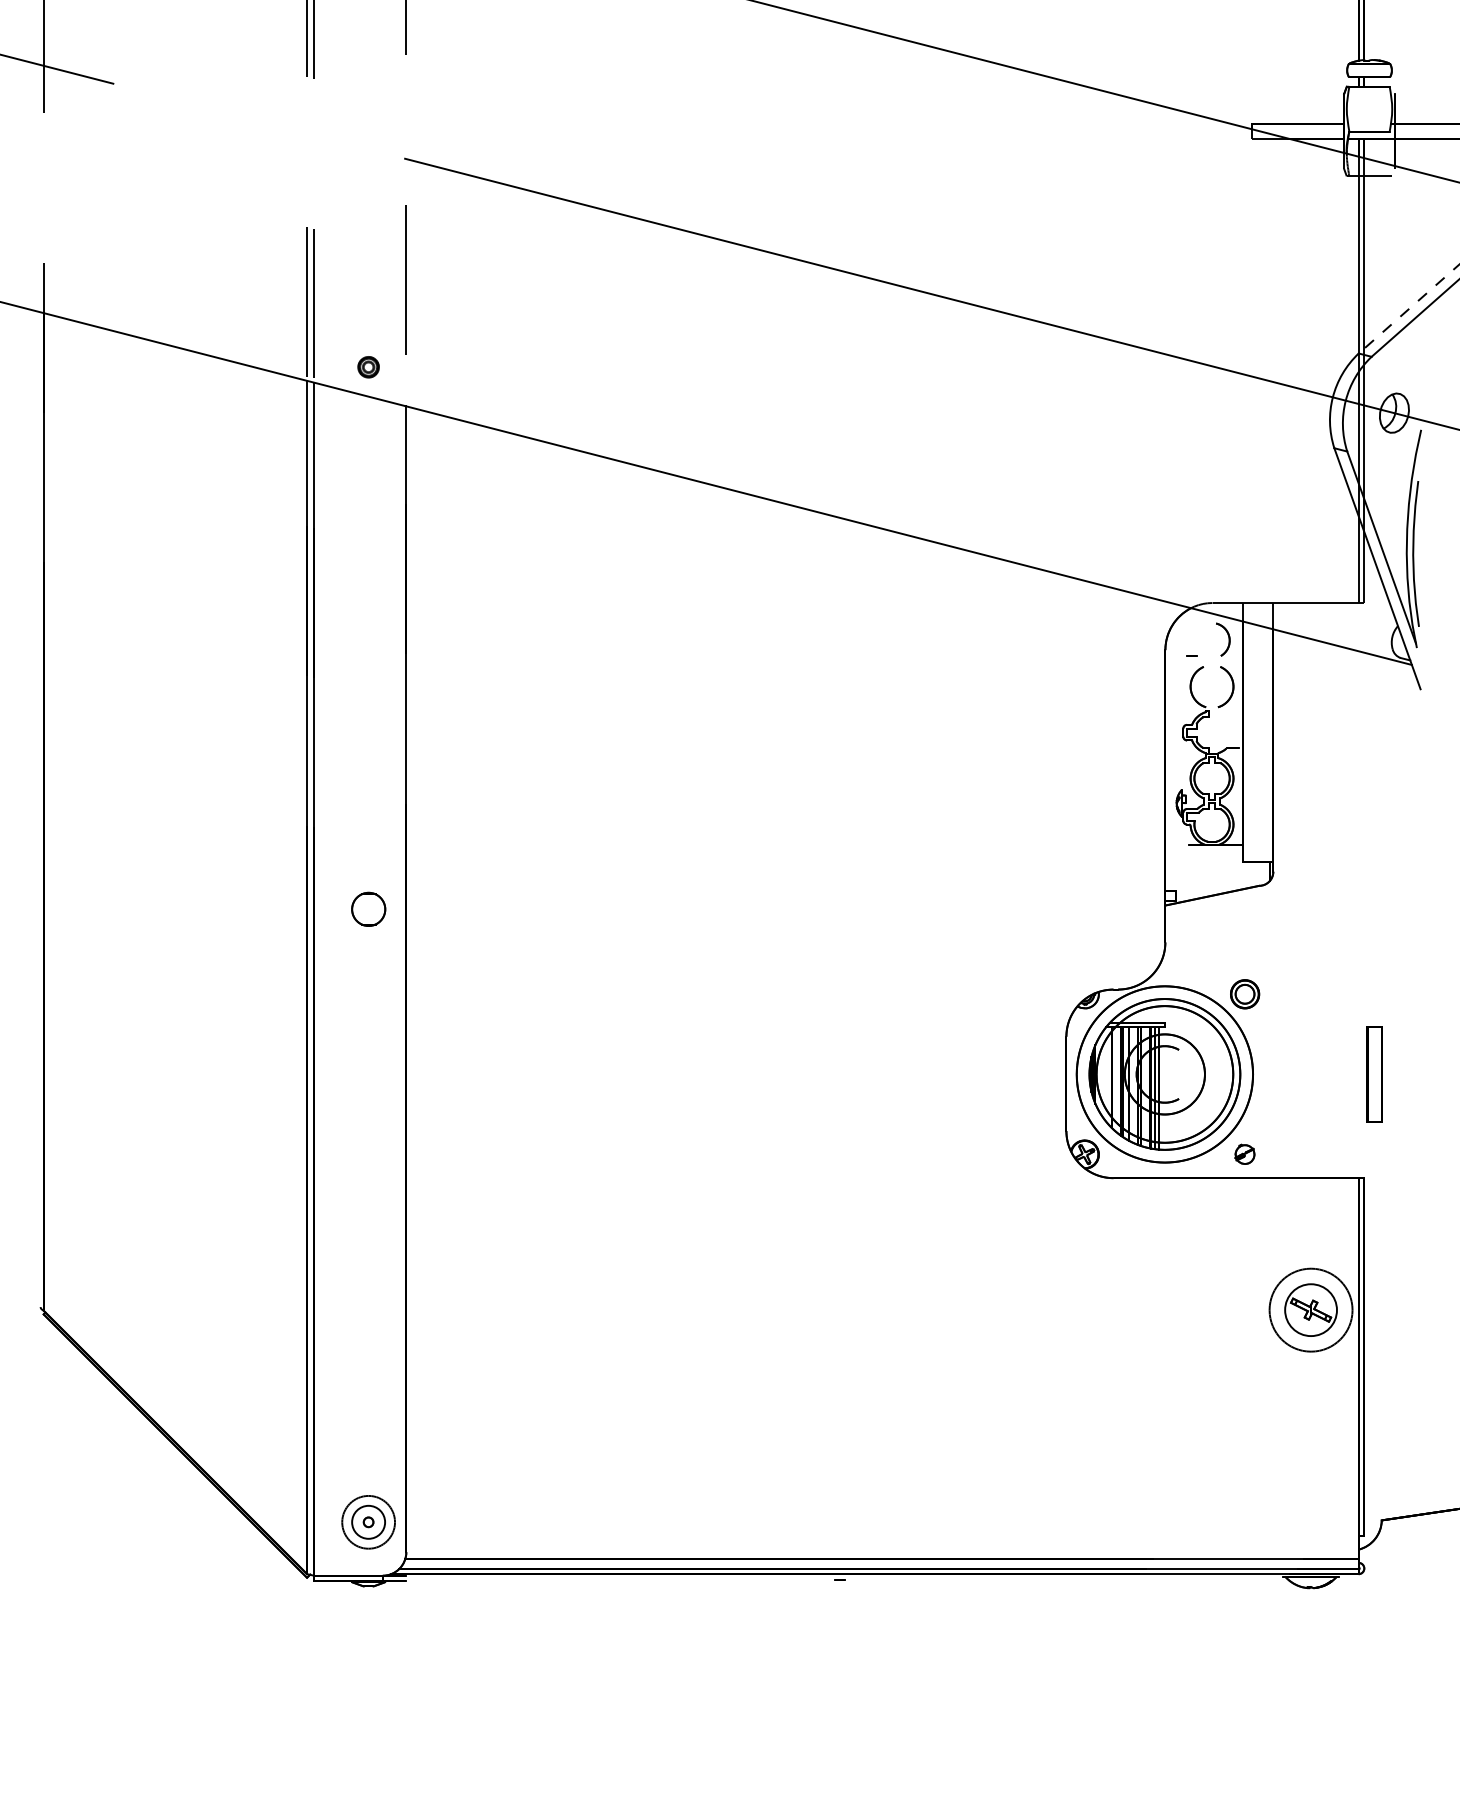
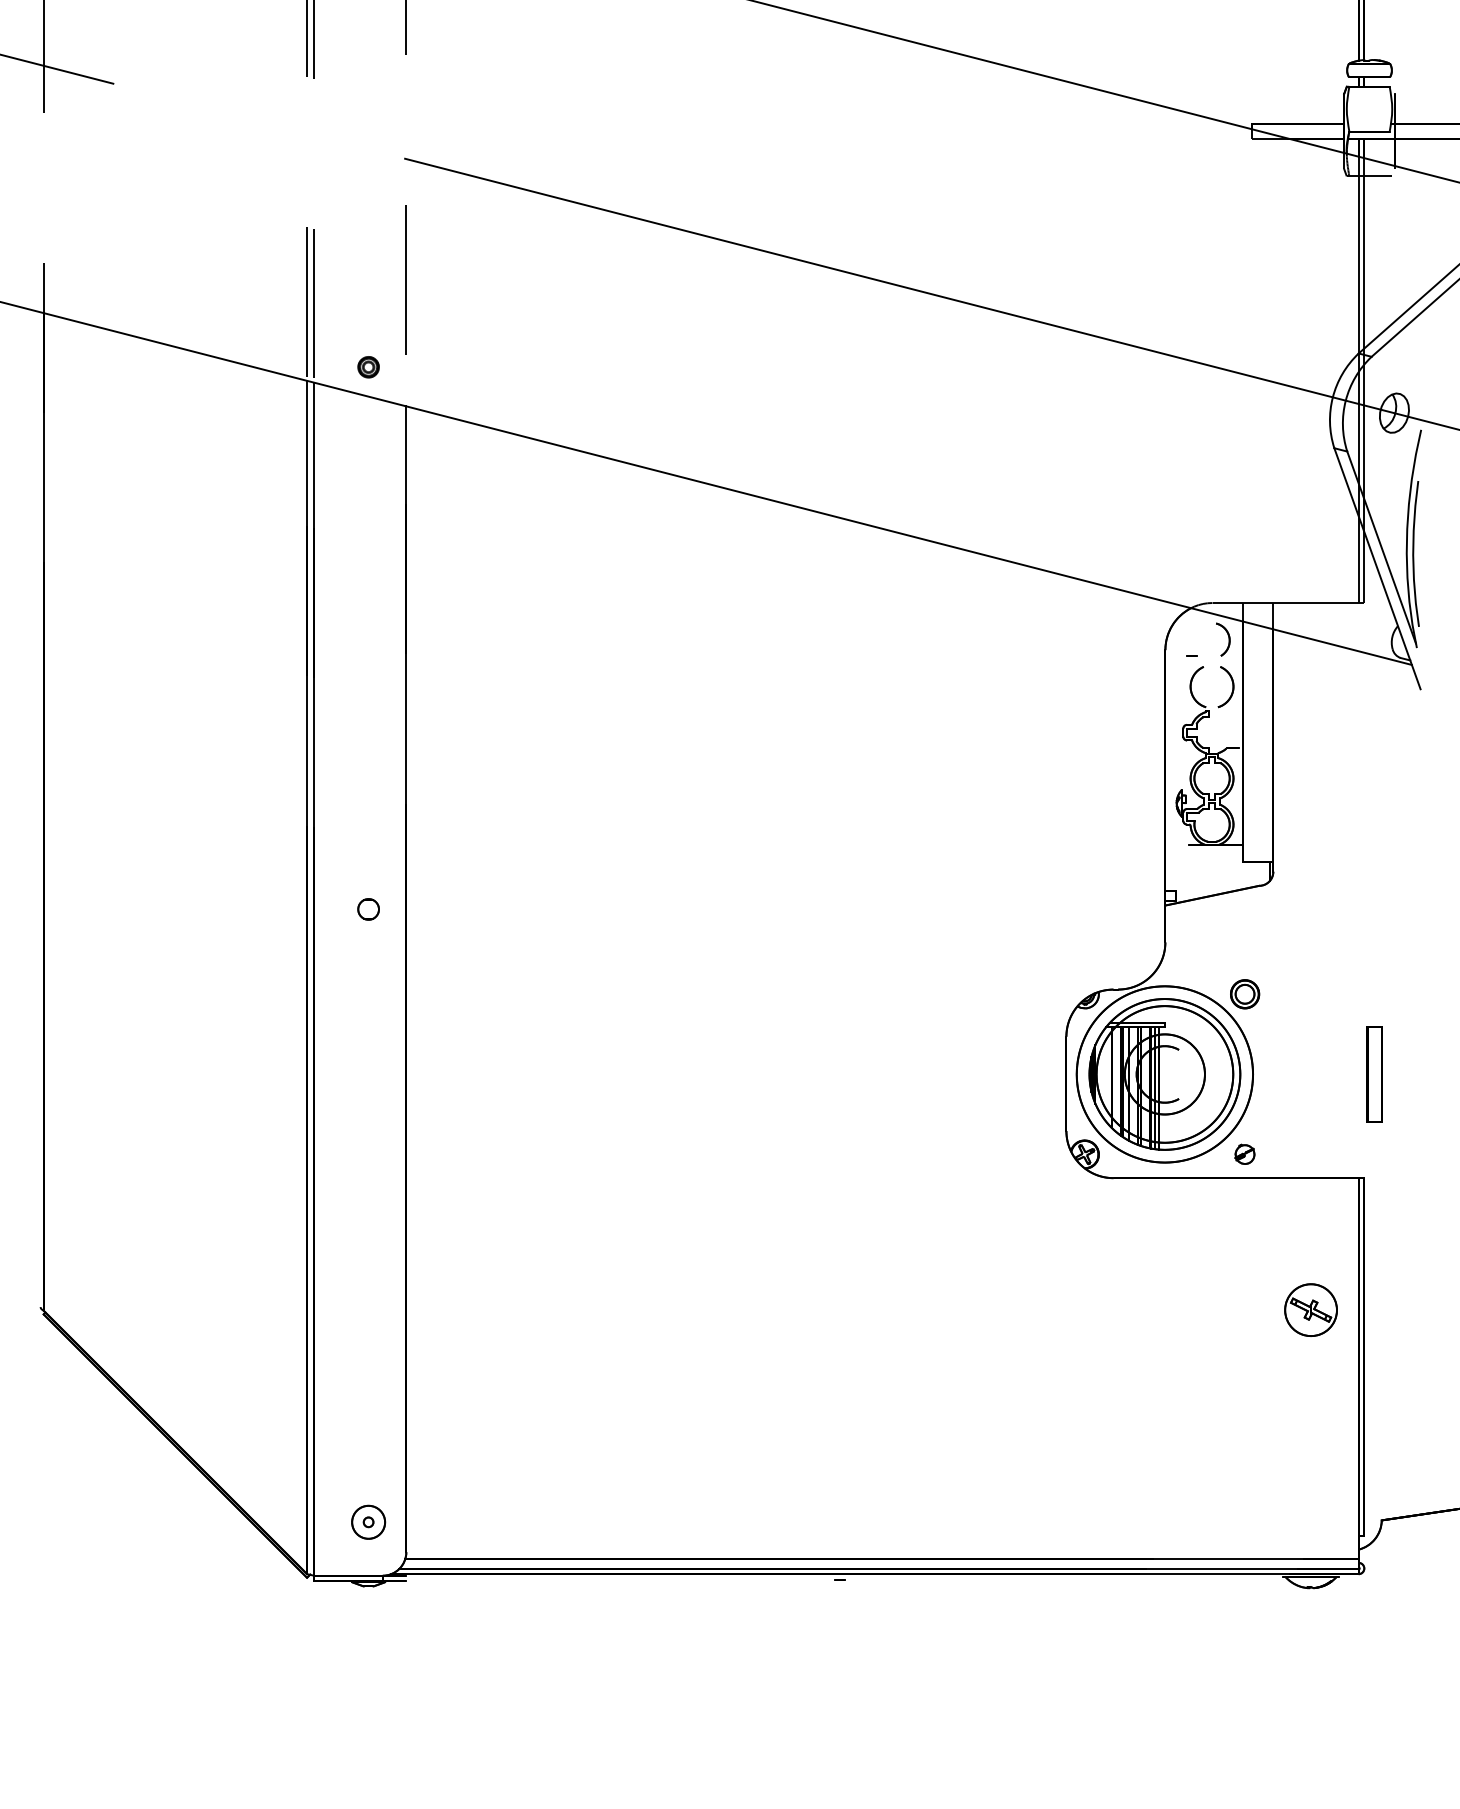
line: dashed -> solid (1408, 309)
circle size: 36x36 px -> 23x23 px (368, 909)
circle diameter: 83 px -> 52 px (1310, 1310)
circle diameter: 53 px -> 33 px (368, 1521)
